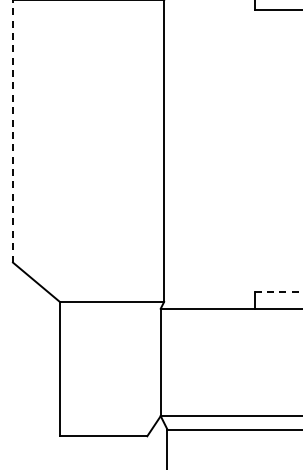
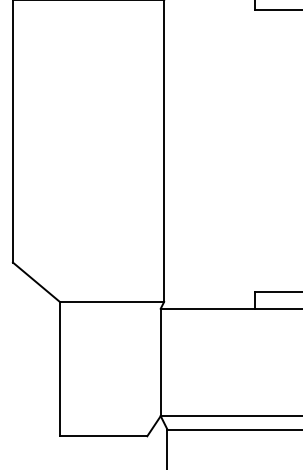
line: dashed -> solid (13, 131)
line: dashed -> solid (278, 291)
